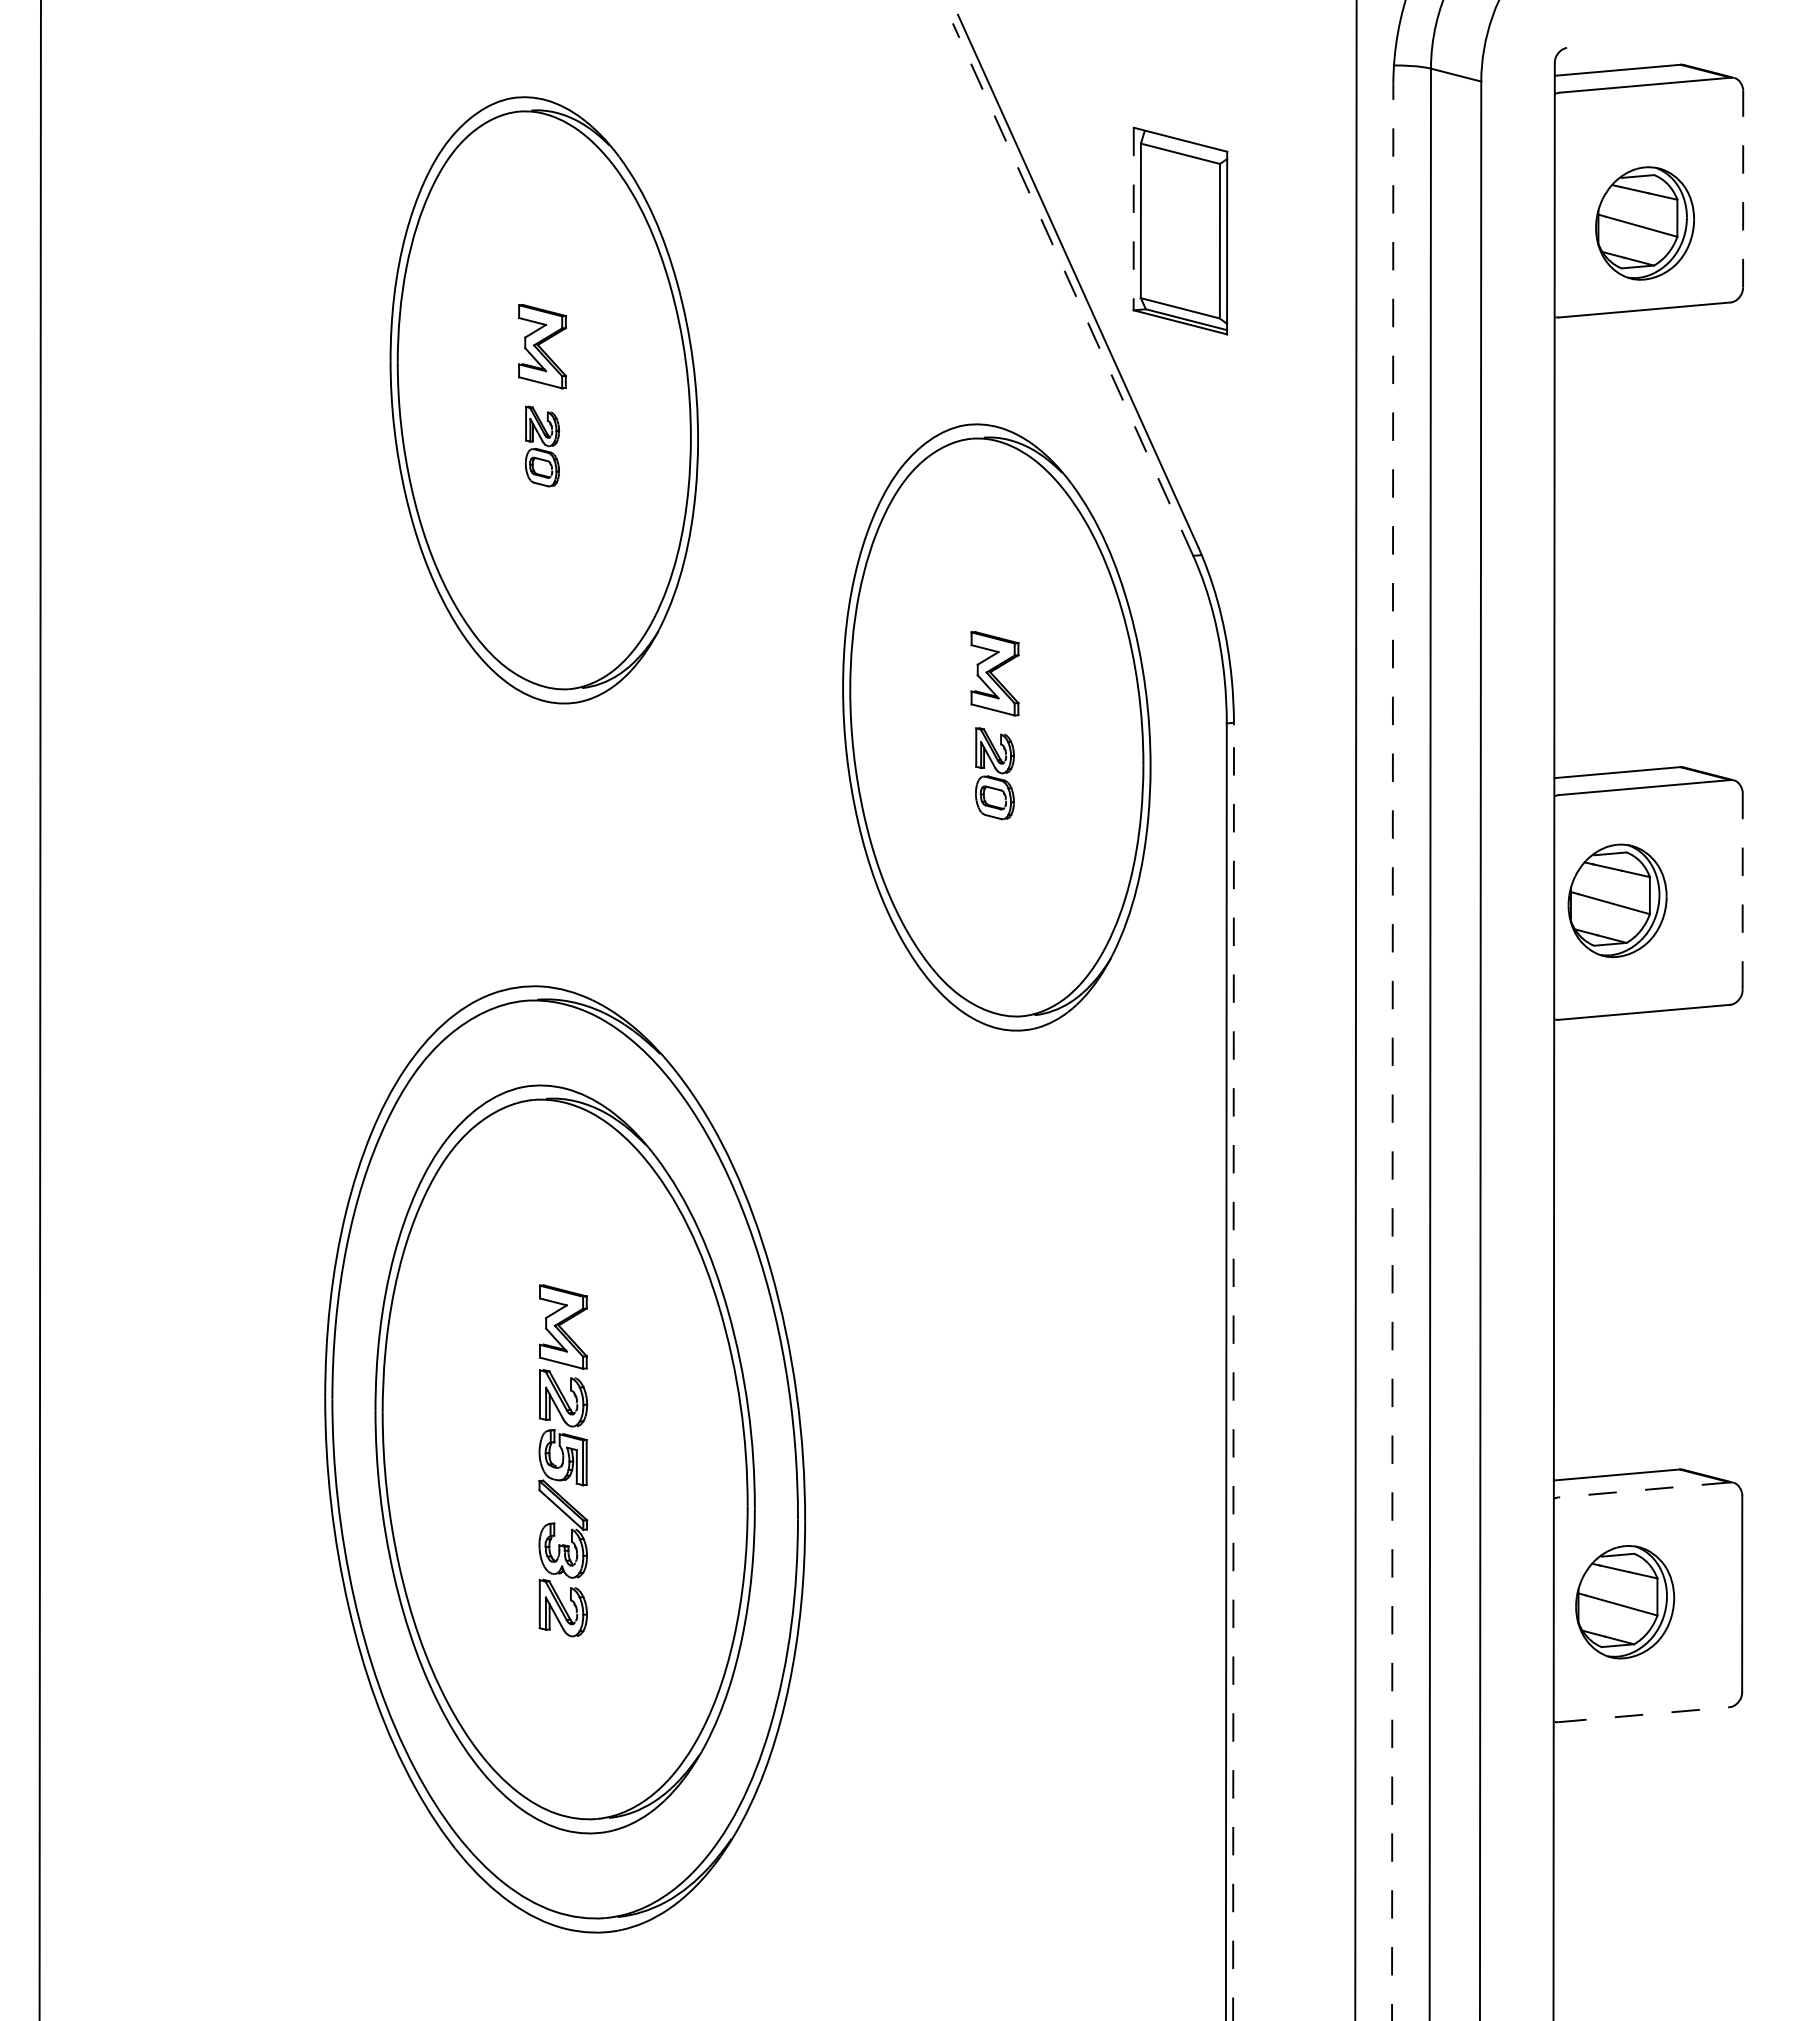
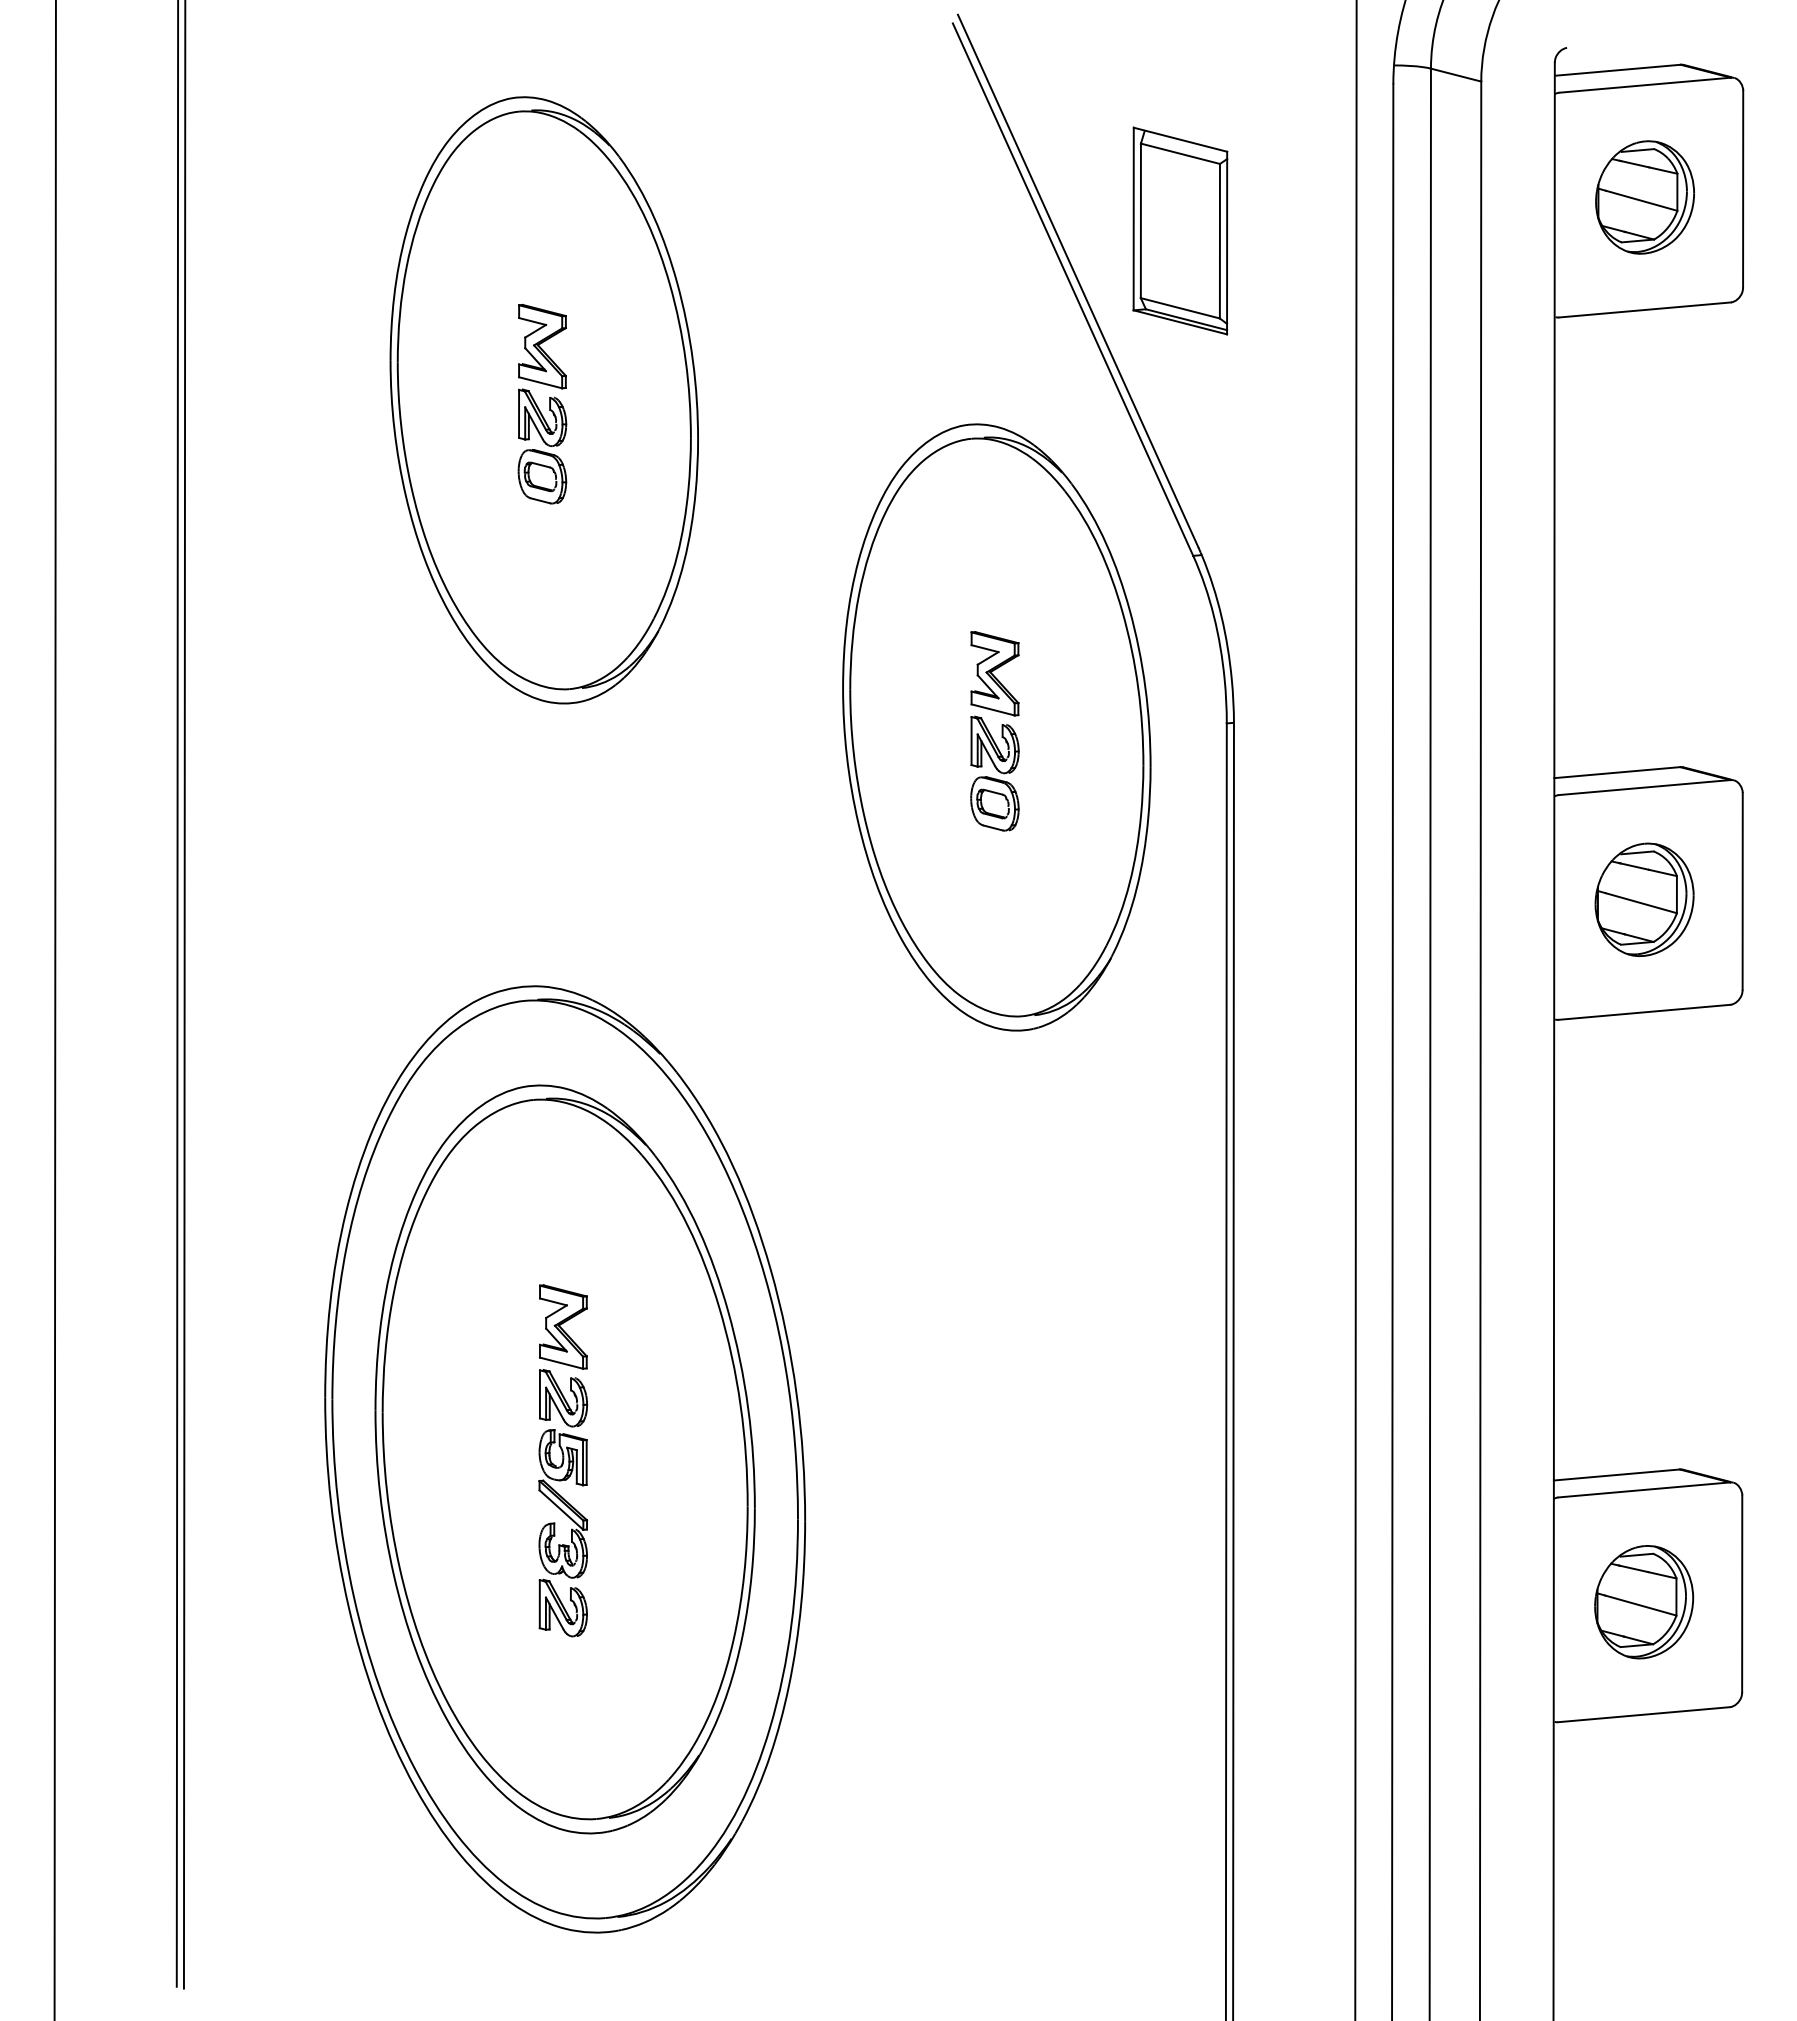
line: dashed -> solid (1743, 188)
line: dashed -> solid (1133, 219)
part position: (1644, 223) -> (1644, 197) (1644, 197)
line: dashed -> solid (1072, 289)
part size: 37x83 px -> 51x117 px (542, 446)
part size: 40x94 px -> 50x117 px (994, 773)
line: dashed -> solid (1742, 890)
part position: (1617, 900) -> (1644, 899) (1644, 899)
line: none -> present (177, 994)
line: none -> present (184, 995)
line position: (39, 1009) -> (54, 1009) (54, 1009)
line: dashed -> solid (1392, 1052)
line: dashed -> solid (1233, 1372)
line: dashed -> solid (1643, 1489)
part position: (1625, 1602) -> (1644, 1602) (1644, 1602)
line: dashed -> solid (1644, 1714)
